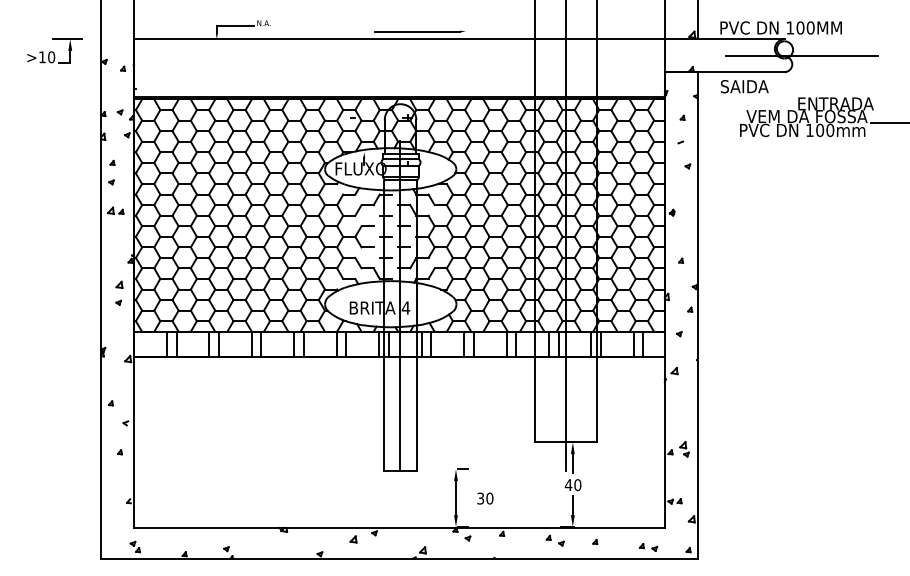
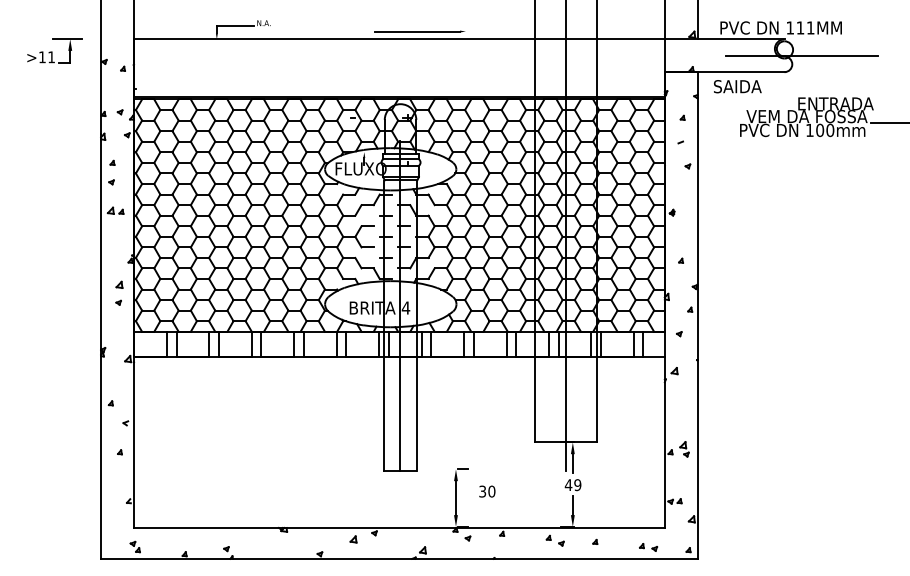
text: 100MM -> 111MM (805, 27)
text: >10 -> >11 (51, 57)
text position: (744, 86) -> (737, 86) (737, 86)
text: 40 -> 49 (577, 485)
text position: (485, 498) -> (487, 491) (487, 491)
